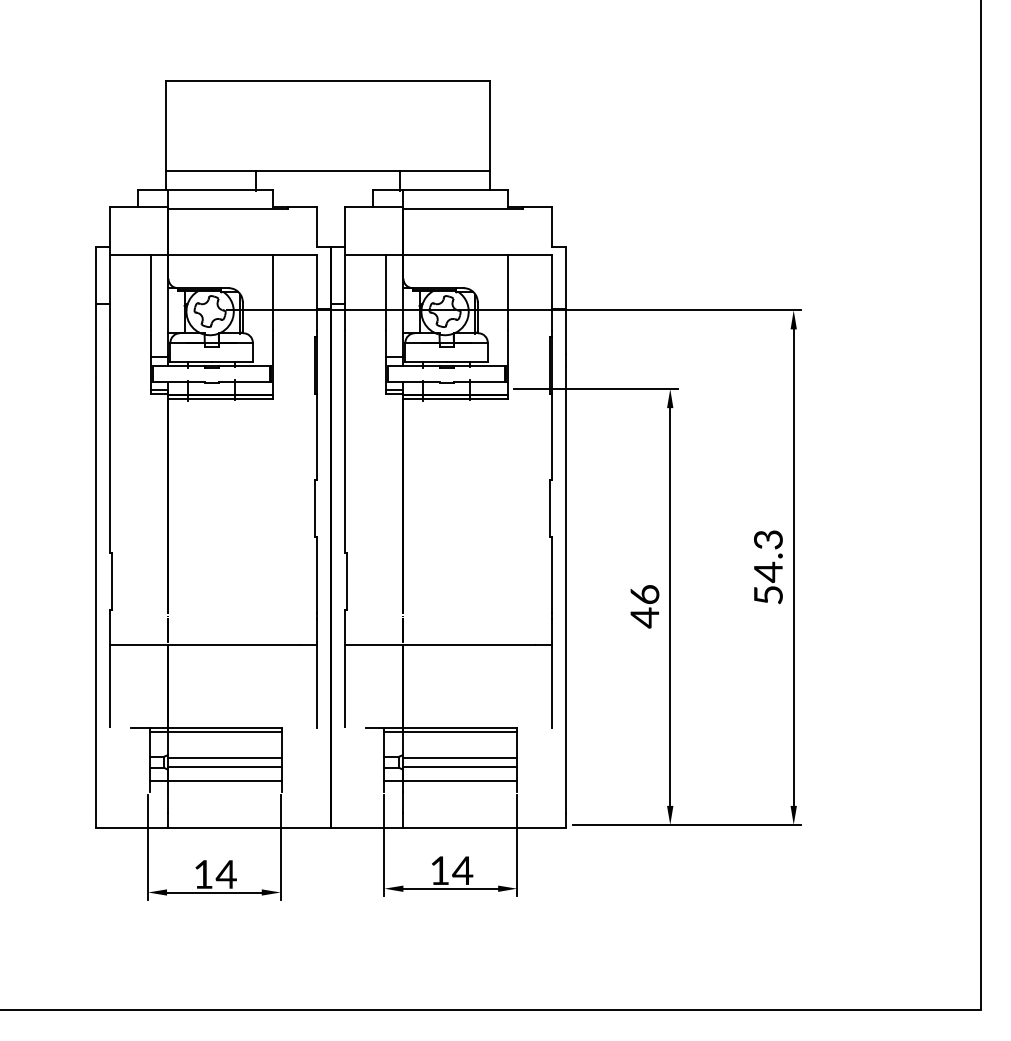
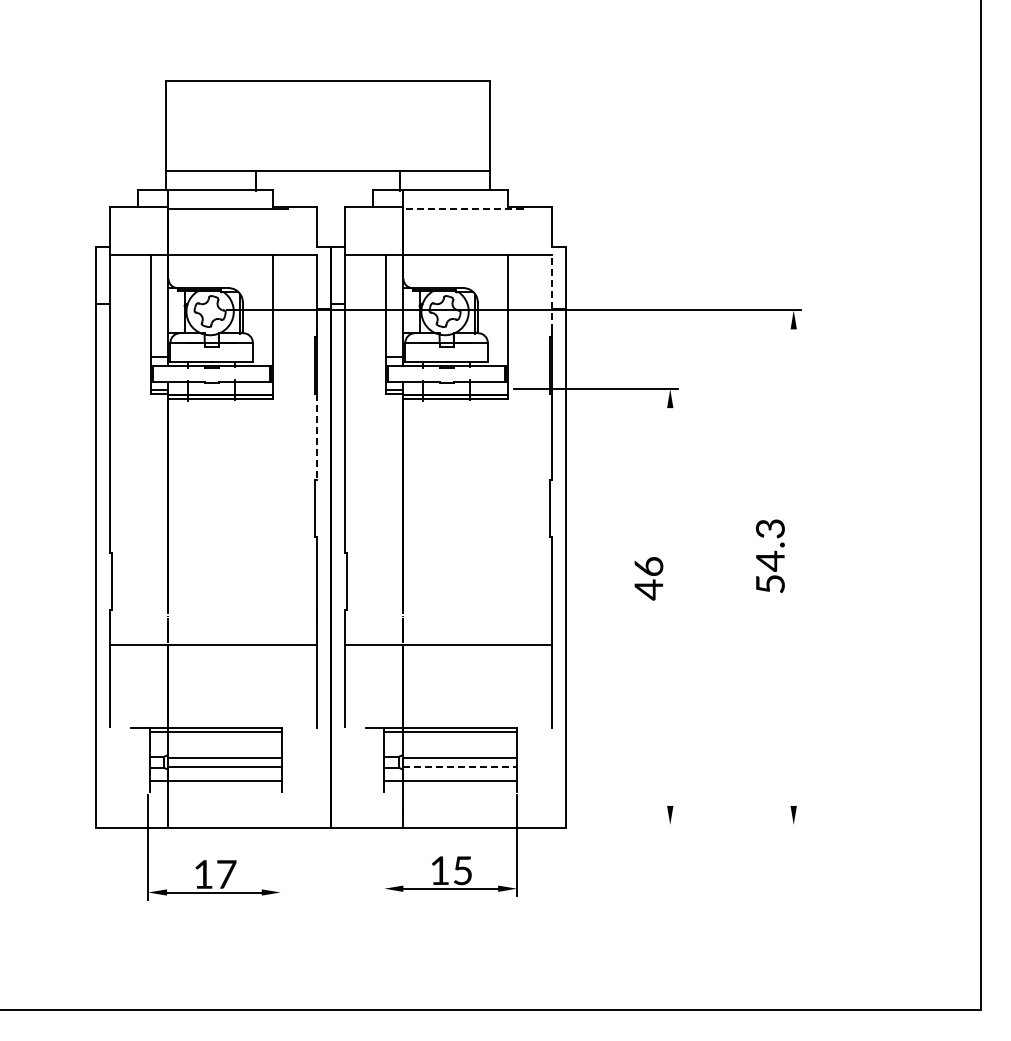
line: solid -> dashed (463, 209)
line: solid -> dashed (551, 292)
line: solid -> dashed (316, 436)
text position: (768, 567) -> (770, 556) (770, 556)
line: present -> none (793, 567)
text position: (644, 606) -> (648, 578) (648, 578)
line: present -> none (670, 606)
line: solid -> dashed (460, 766)
line: present -> none (687, 824)
line: present -> none (384, 845)
line: present -> none (280, 847)
text: 14 -> 15 (462, 870)
text: 14 -> 17 (225, 874)
